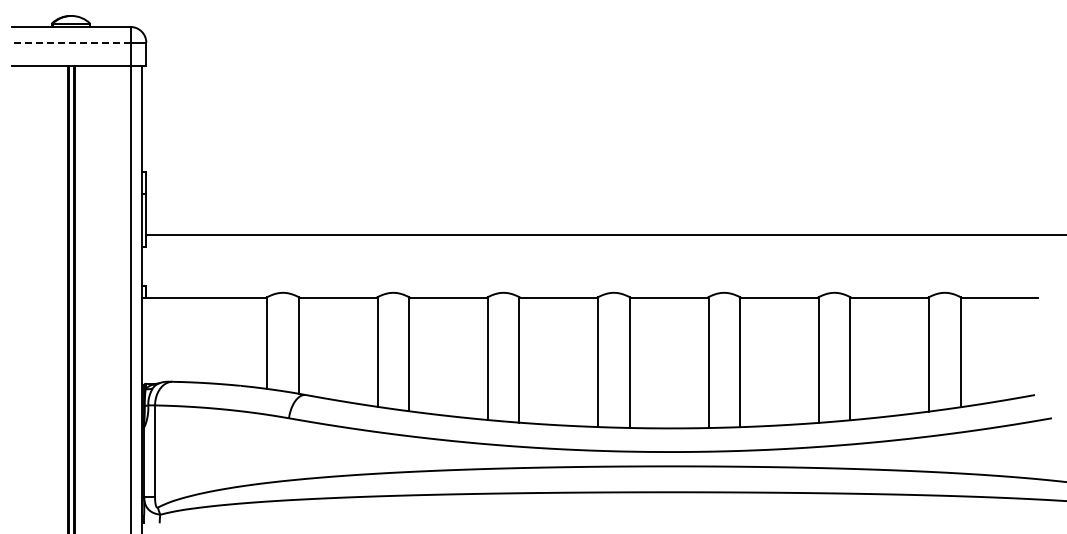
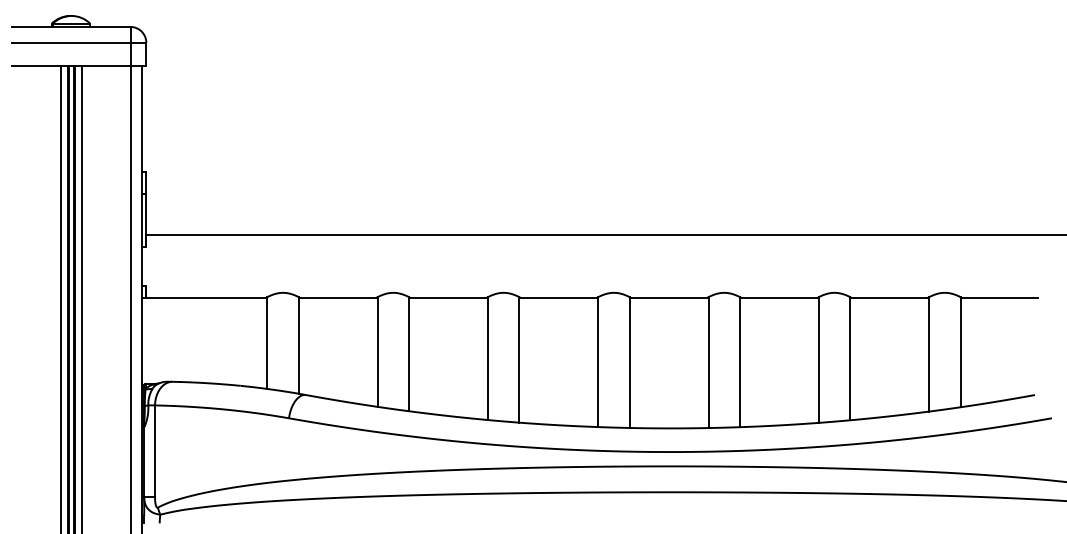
line: dashed -> solid (70, 42)
line: none -> present (61, 298)
line: none -> present (81, 298)
